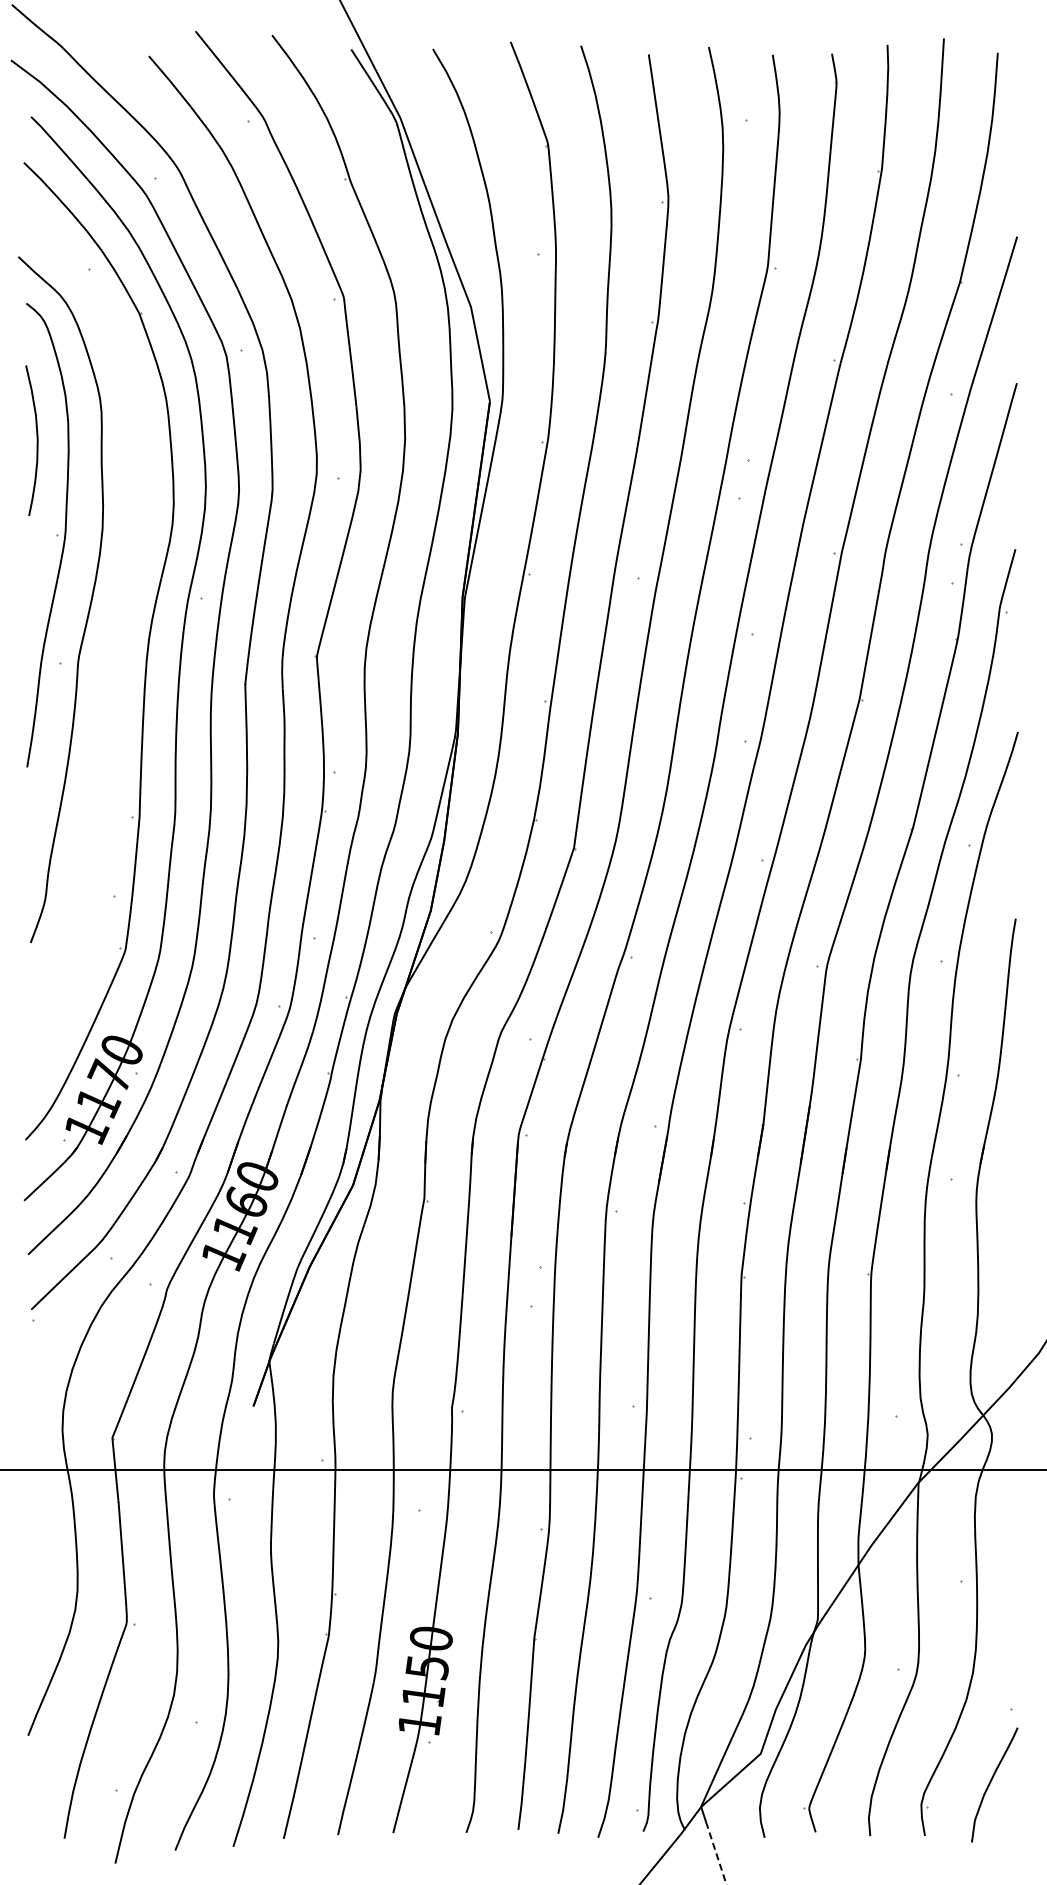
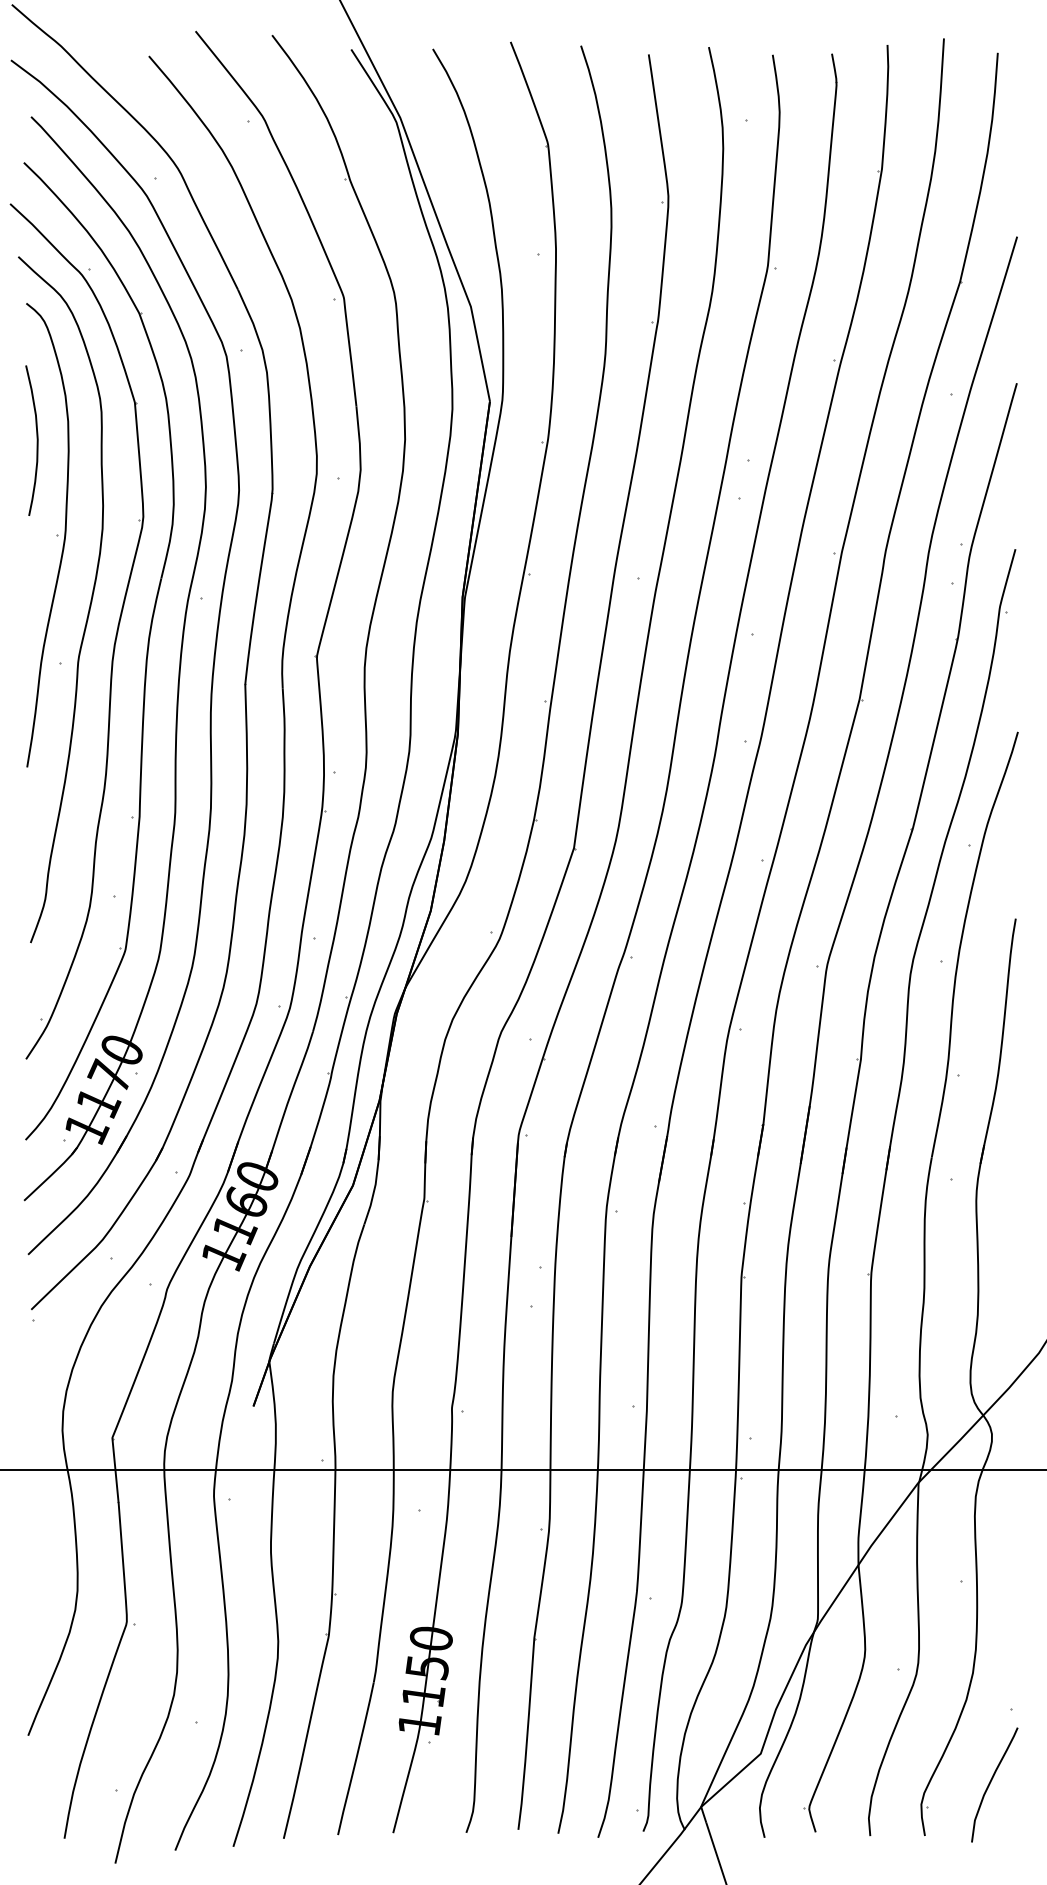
part: none -> present (114, 639)
line: dashed -> solid (716, 1853)
